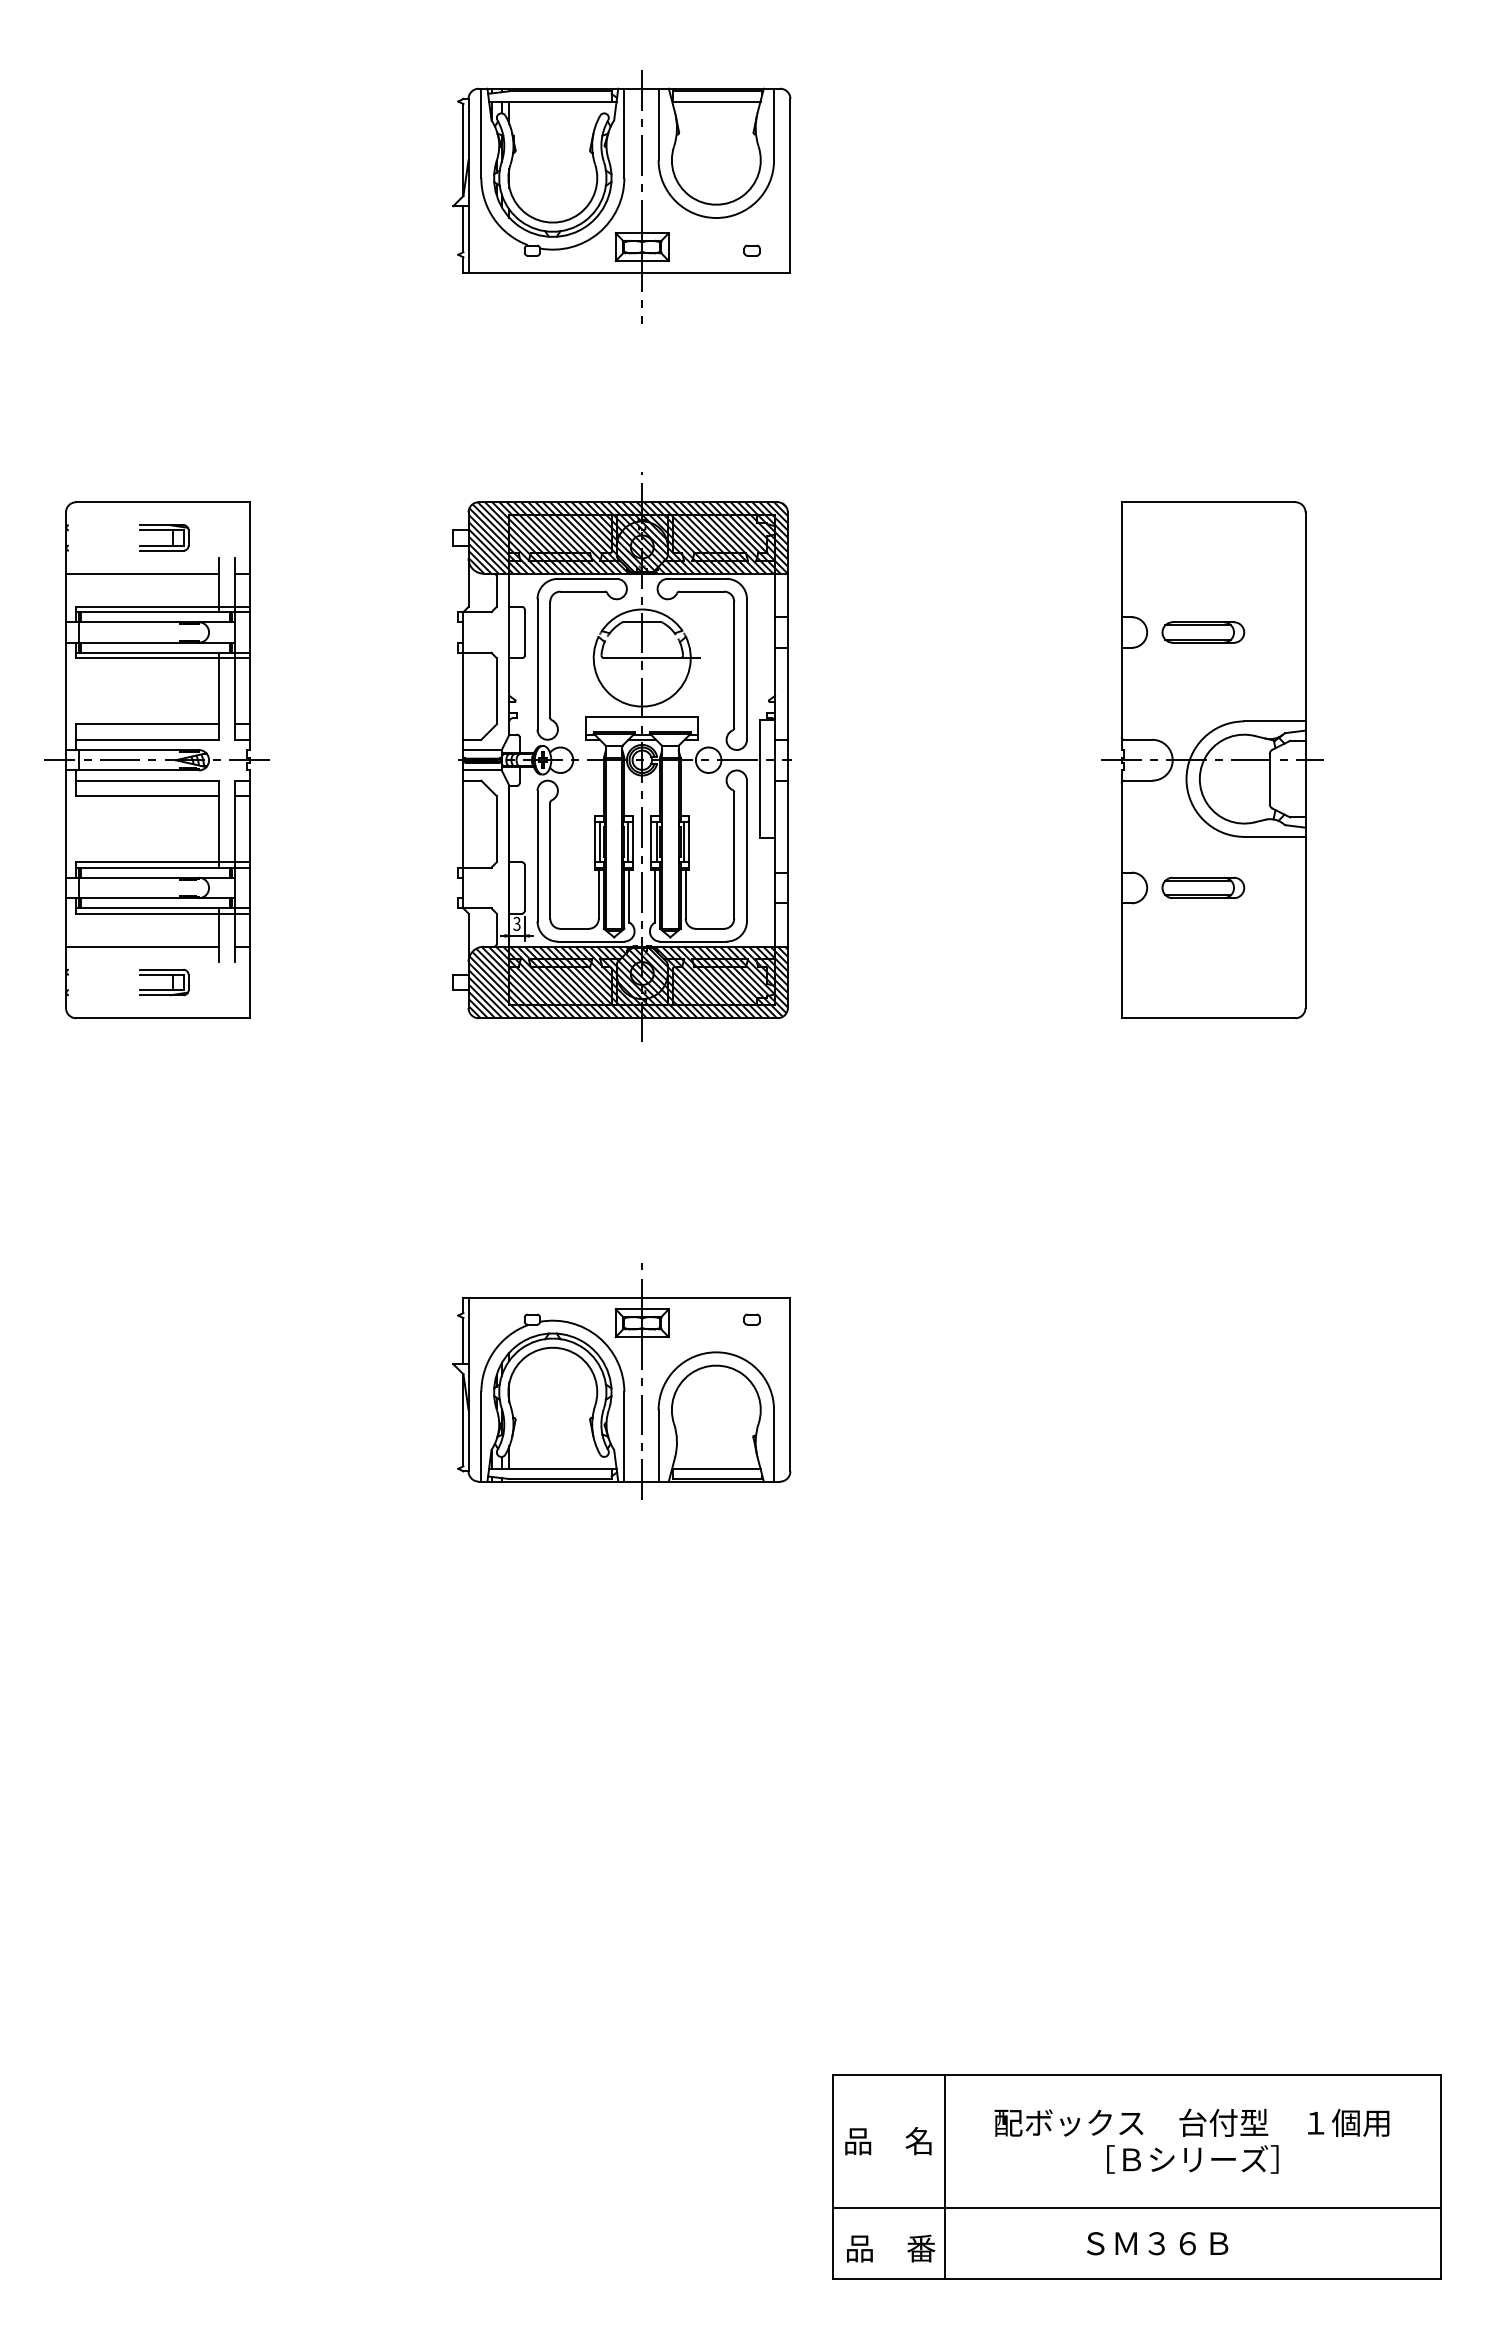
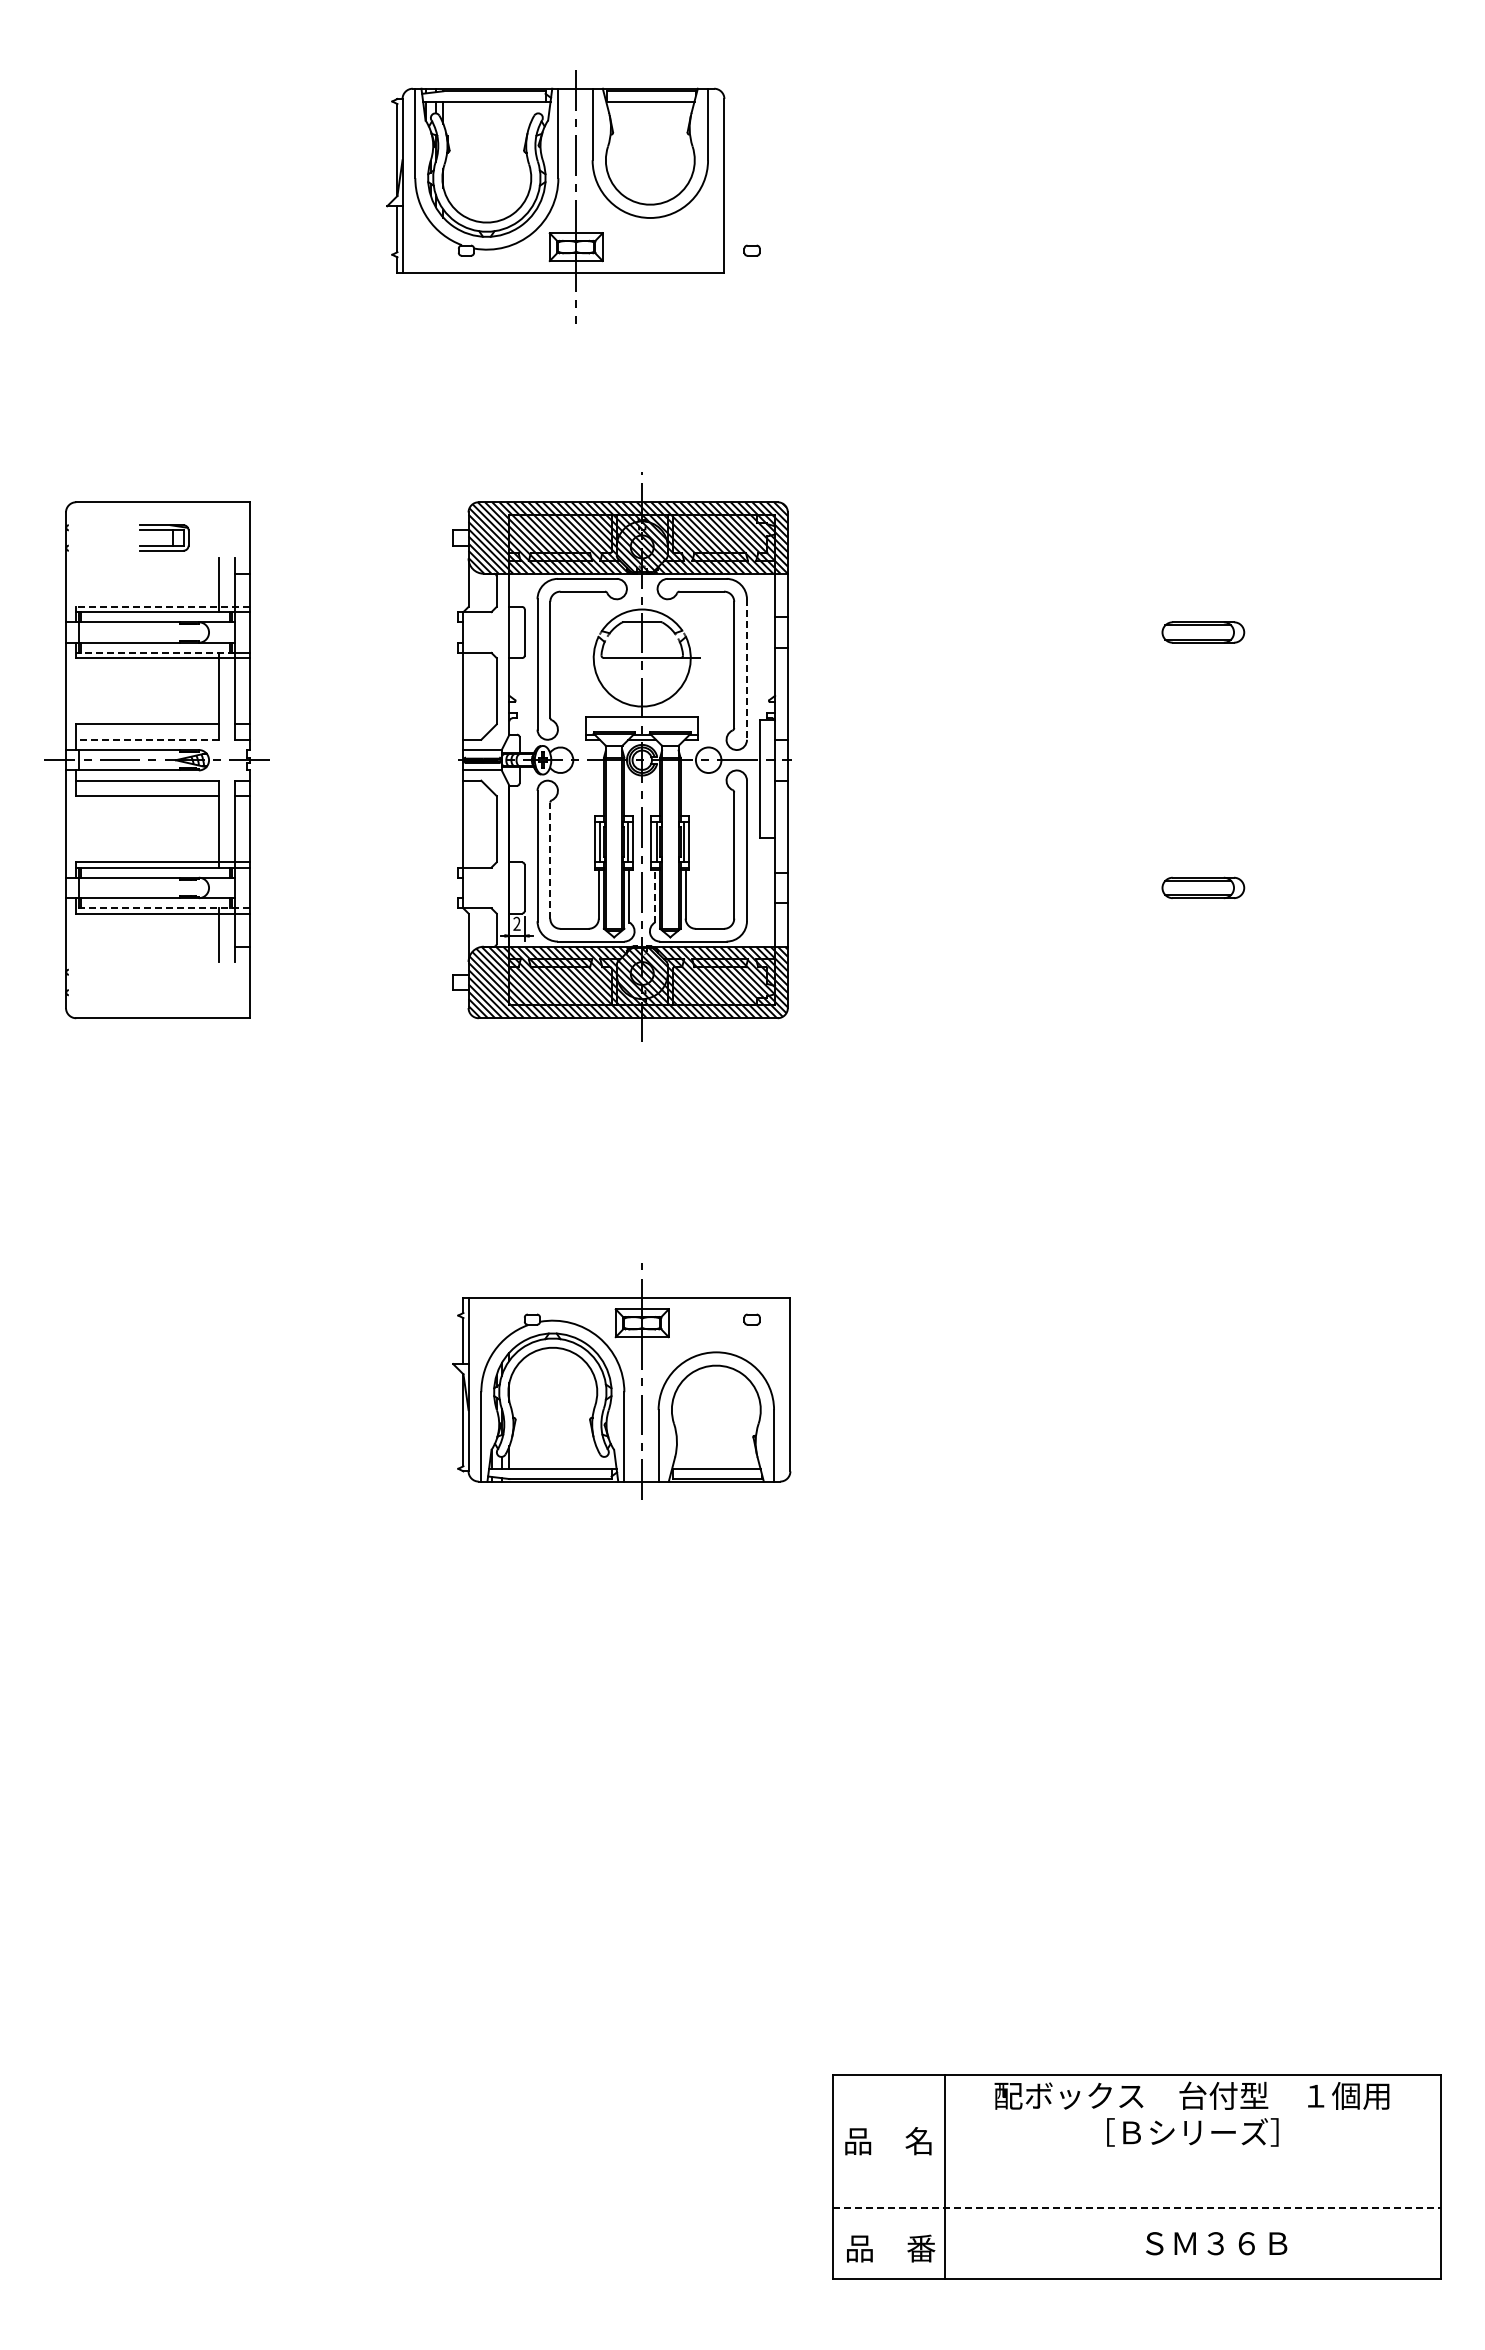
part position: (621, 196) -> (555, 196) (555, 196)
line: present -> none (142, 573)
line: solid -> dashed (163, 606)
line: solid -> dashed (154, 652)
line: solid -> dashed (747, 670)
line: solid -> dashed (147, 739)
part: present -> none (1212, 760)
line: solid -> dashed (550, 860)
line: solid -> dashed (655, 895)
line: solid -> dashed (163, 908)
text: 3 -> 2 (516, 923)
line: present -> none (142, 946)
part: present -> none (164, 975)
text position: (1191, 2140) -> (1191, 2113) (1191, 2113)
line: solid -> dashed (1136, 2207)
text position: (1157, 2243) -> (1216, 2243) (1216, 2243)
